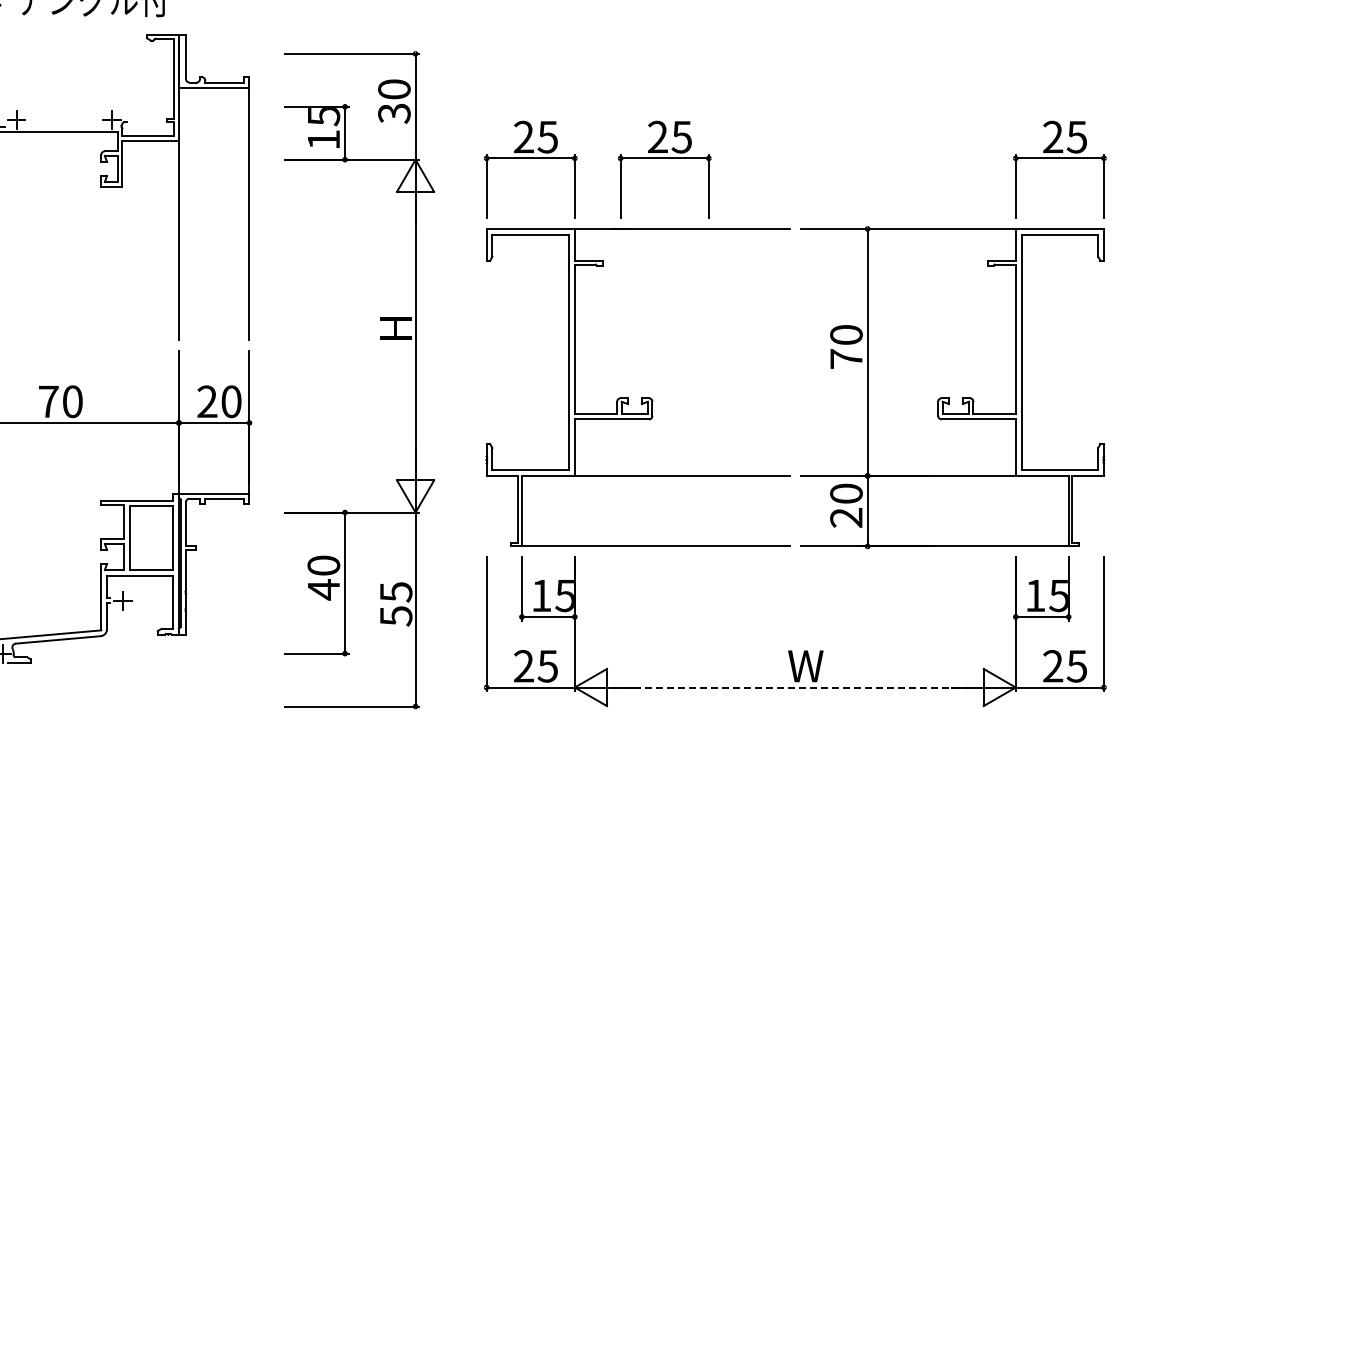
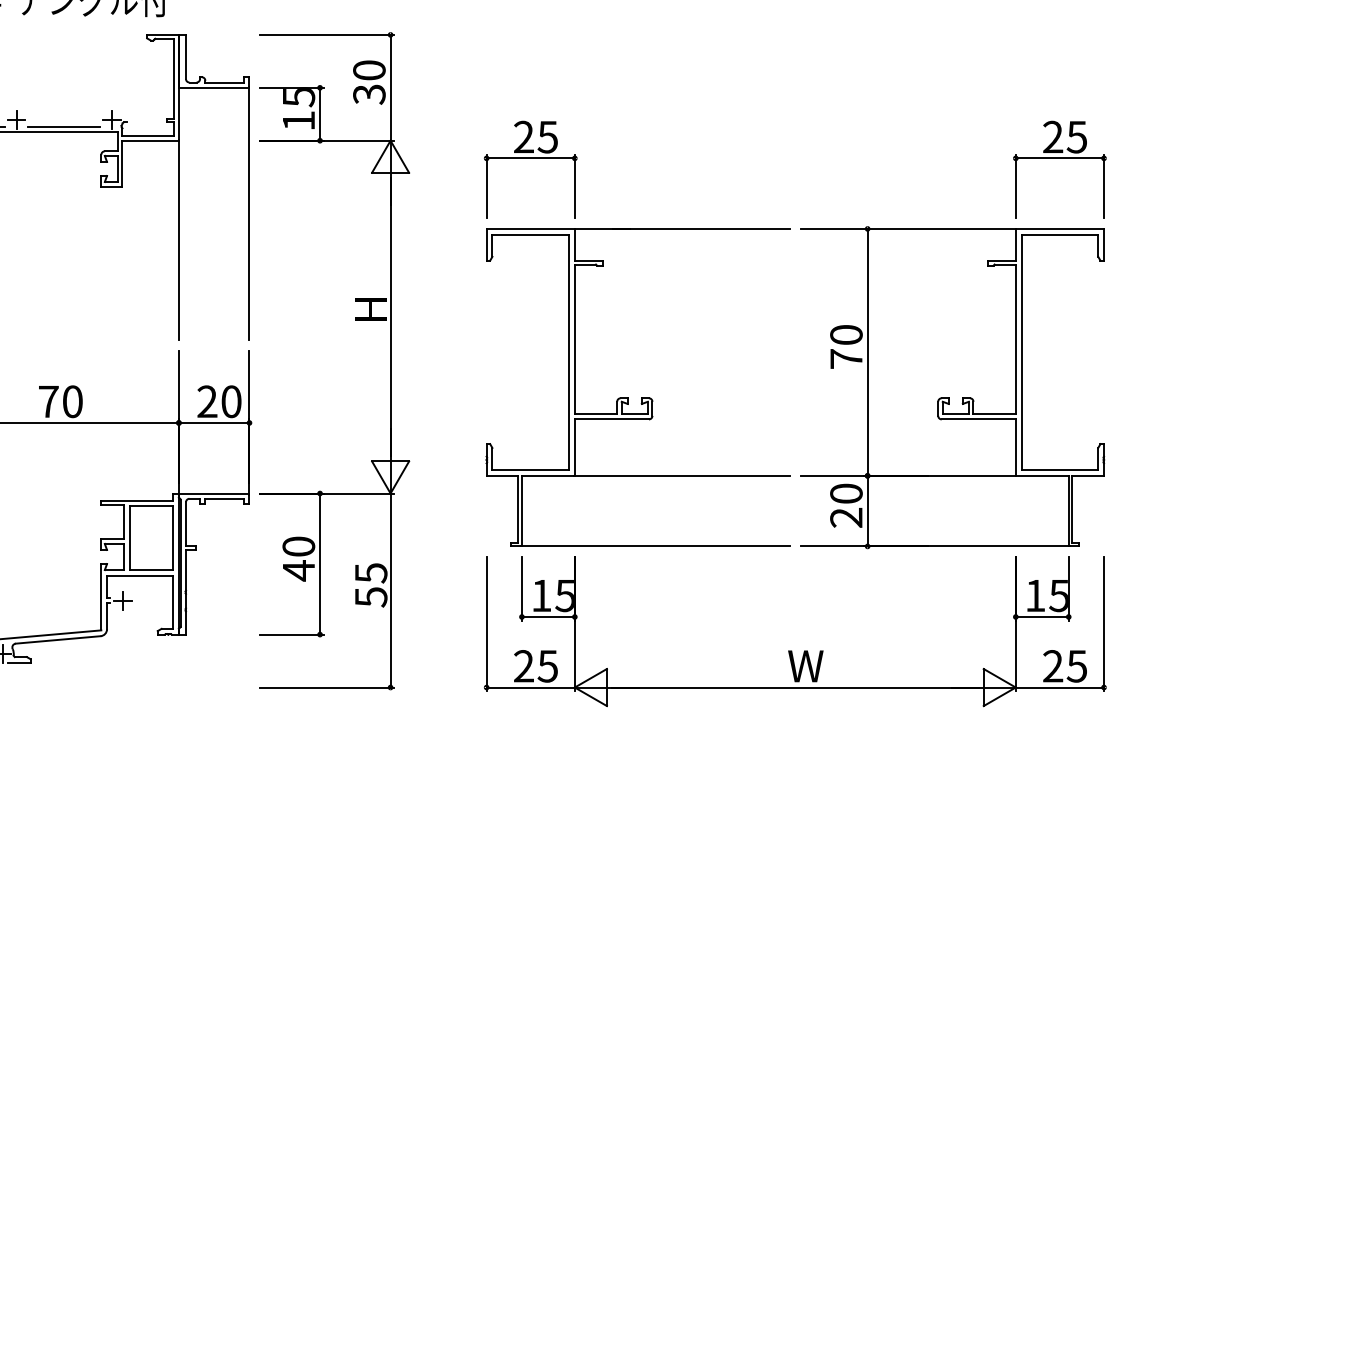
line: none -> present (64, 127)
part: present -> none (664, 158)
part position: (380, 339) -> (355, 320) (355, 320)
line: dashed -> solid (795, 687)
